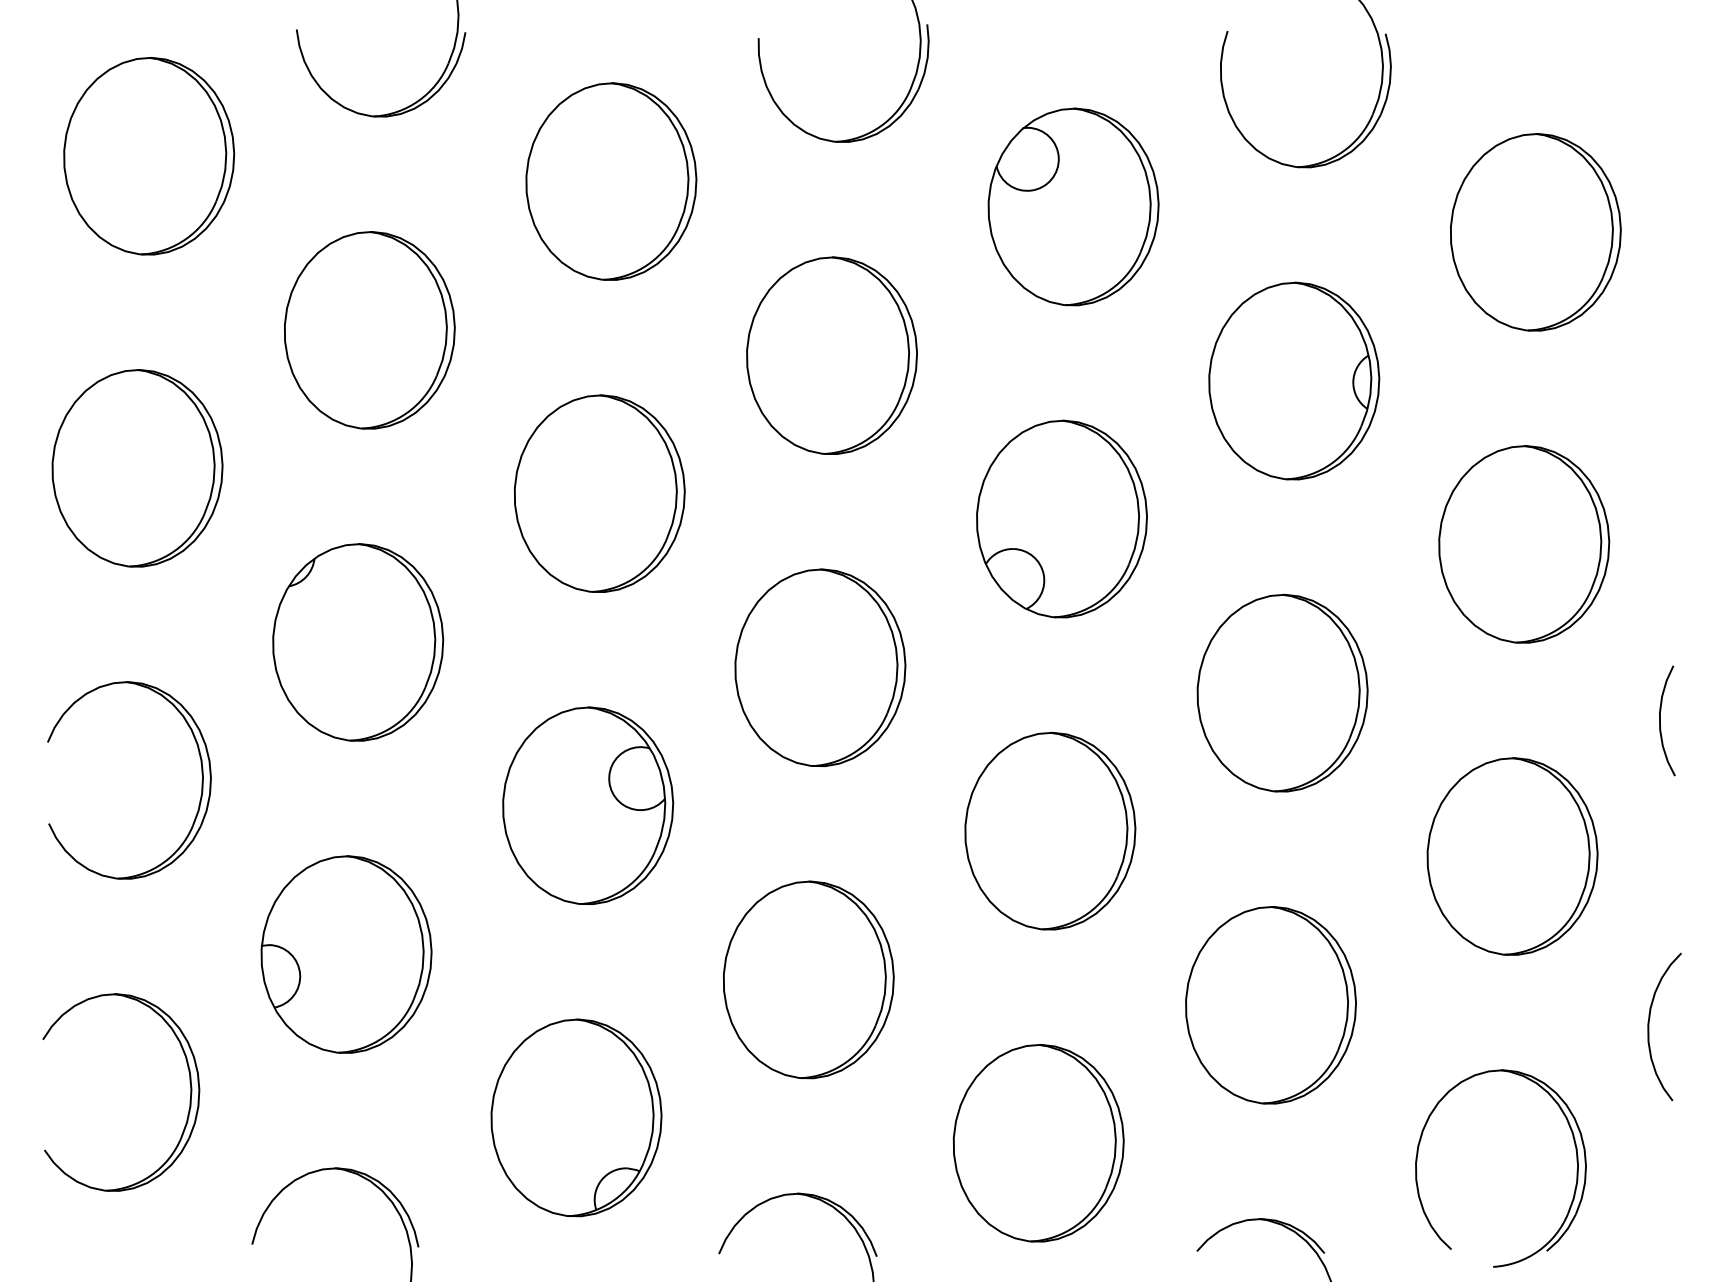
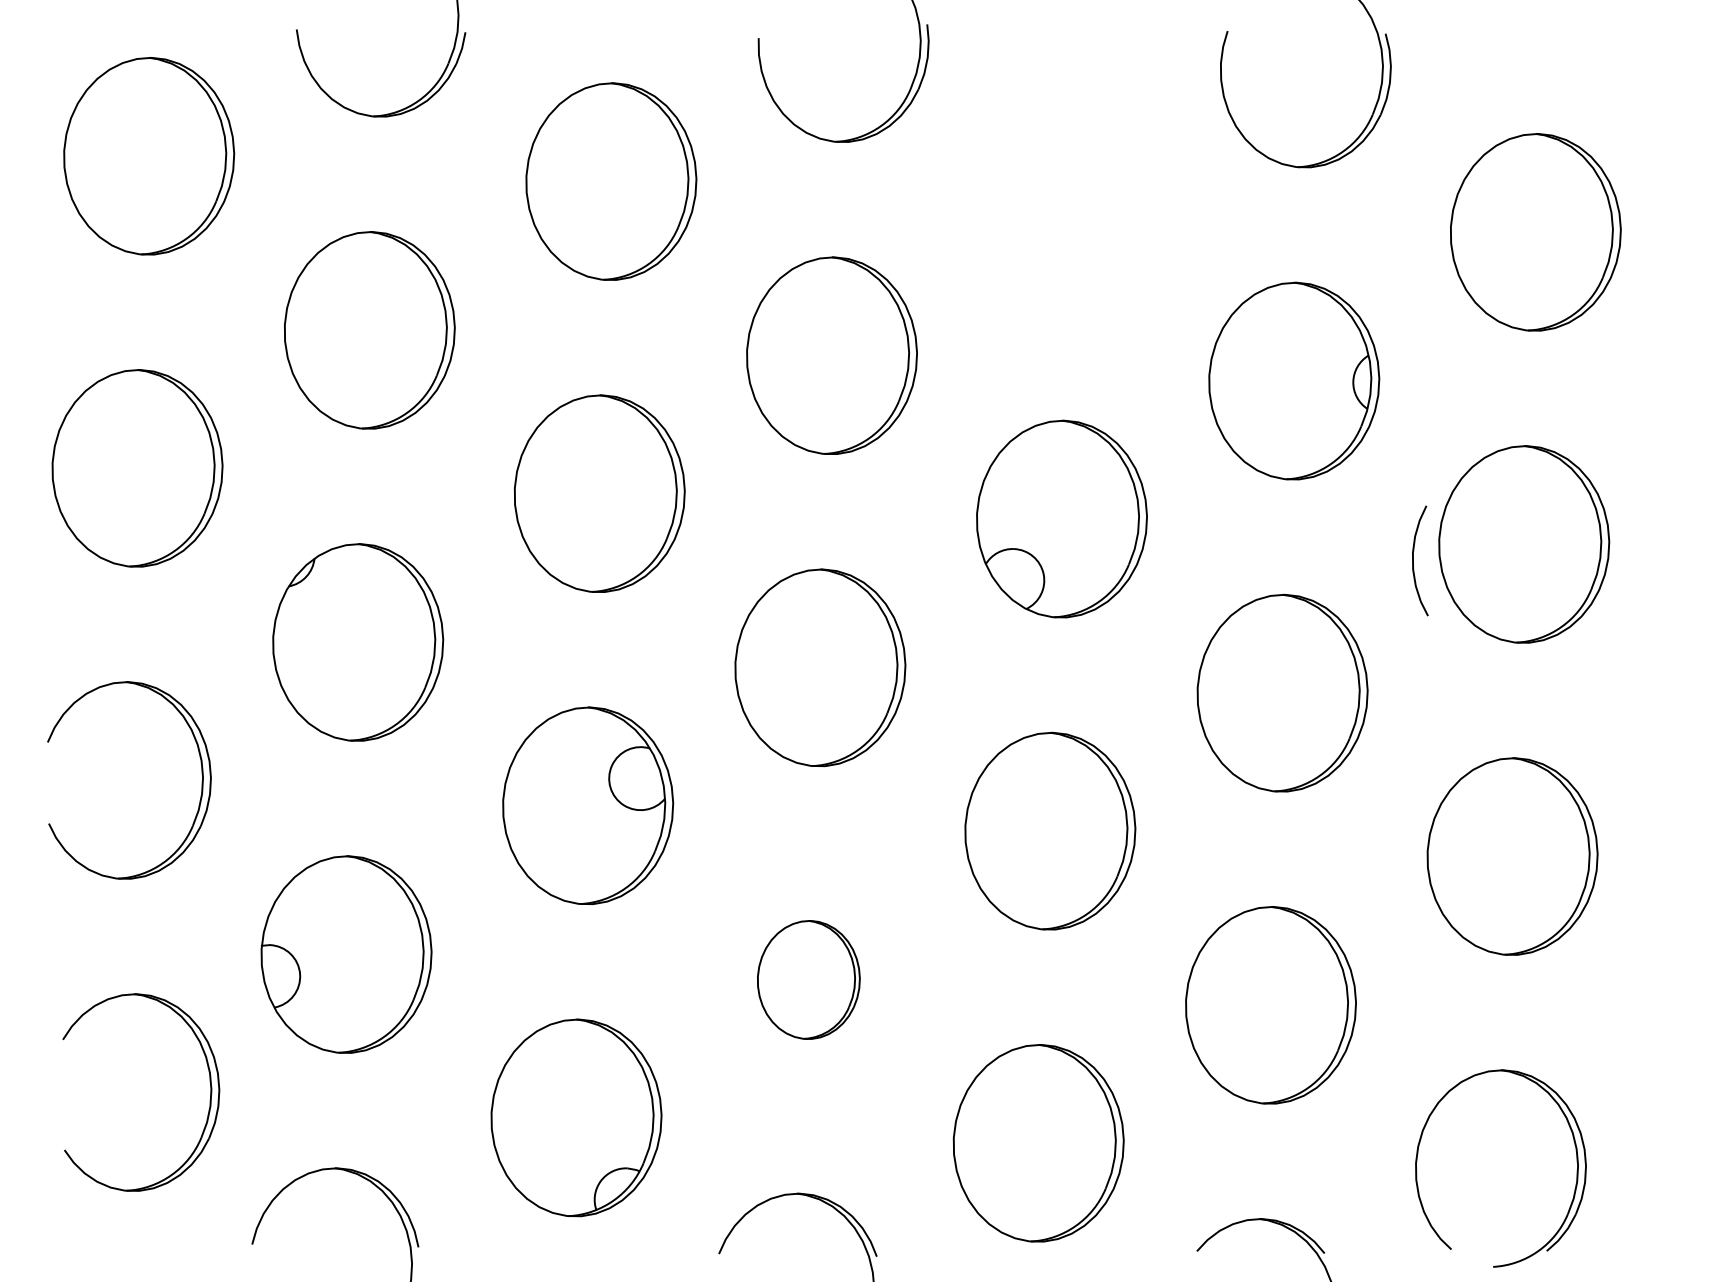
part: present -> none (1073, 206)
curve position: (1660, 720) -> (1413, 560) (1413, 560)
part size: 172x200 px -> 104x120 px (808, 979)
curve: present -> none (1649, 1026)
part position: (189, 1100) -> (209, 1100) (209, 1100)
